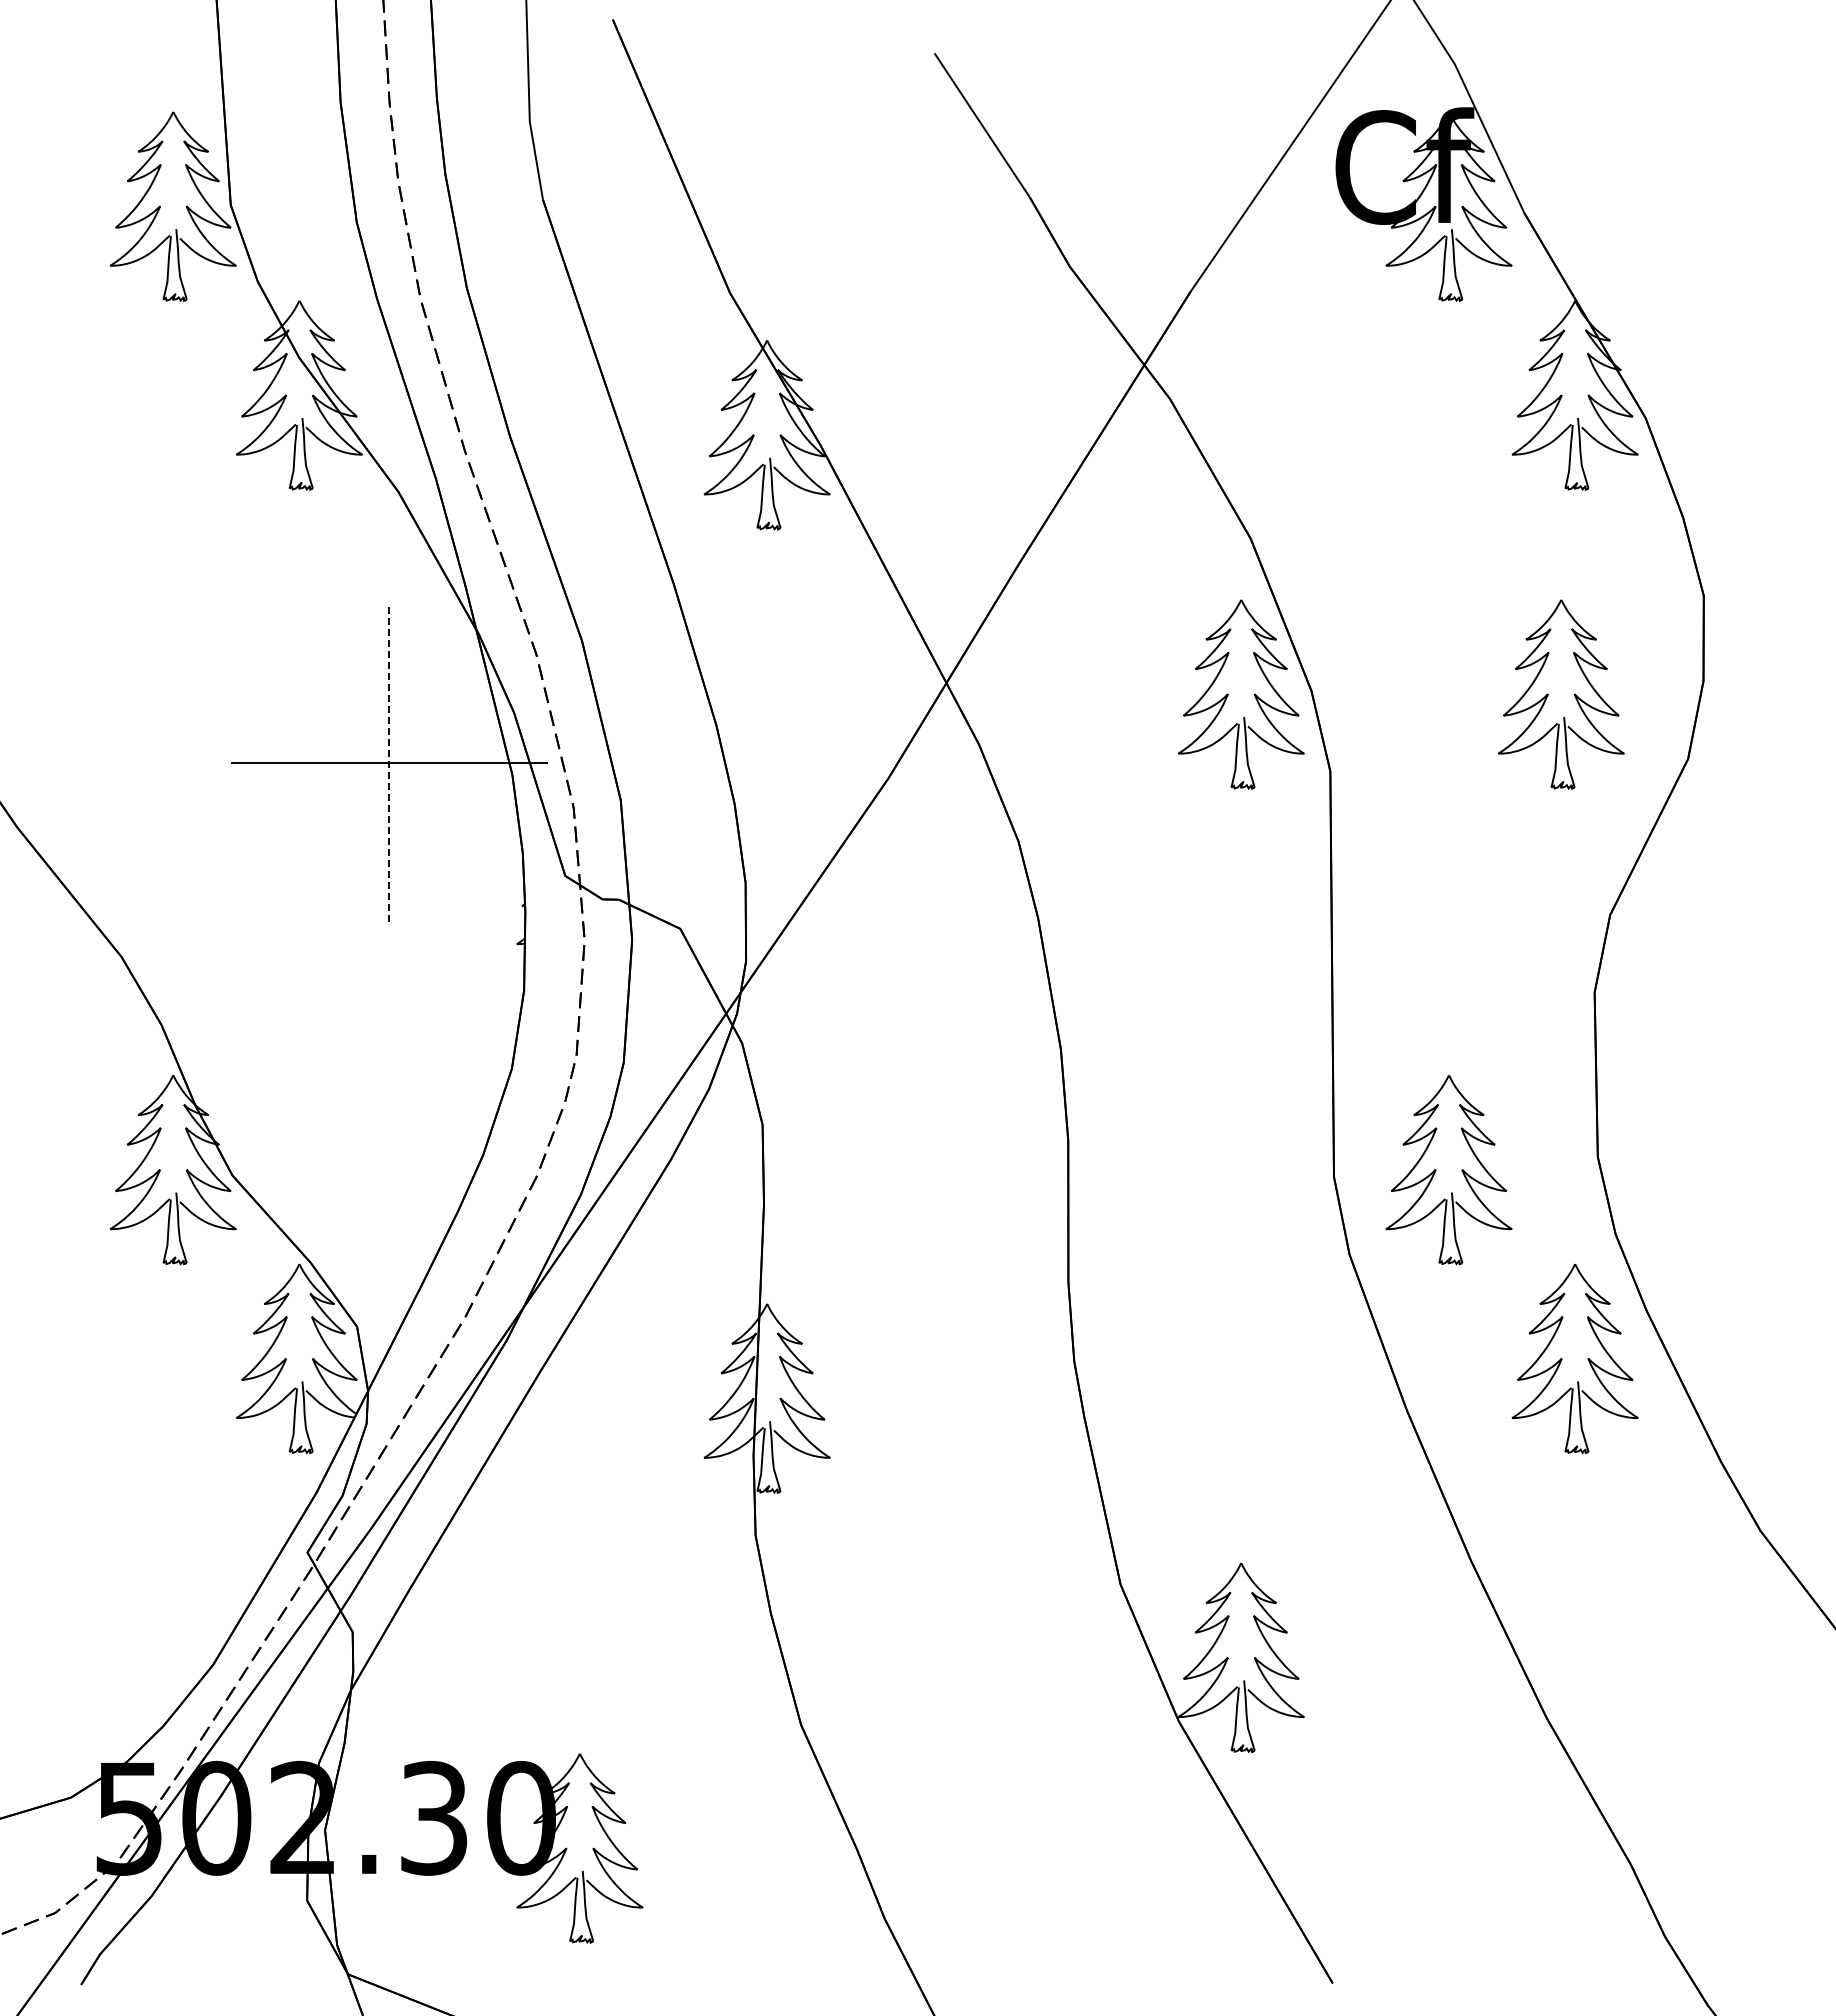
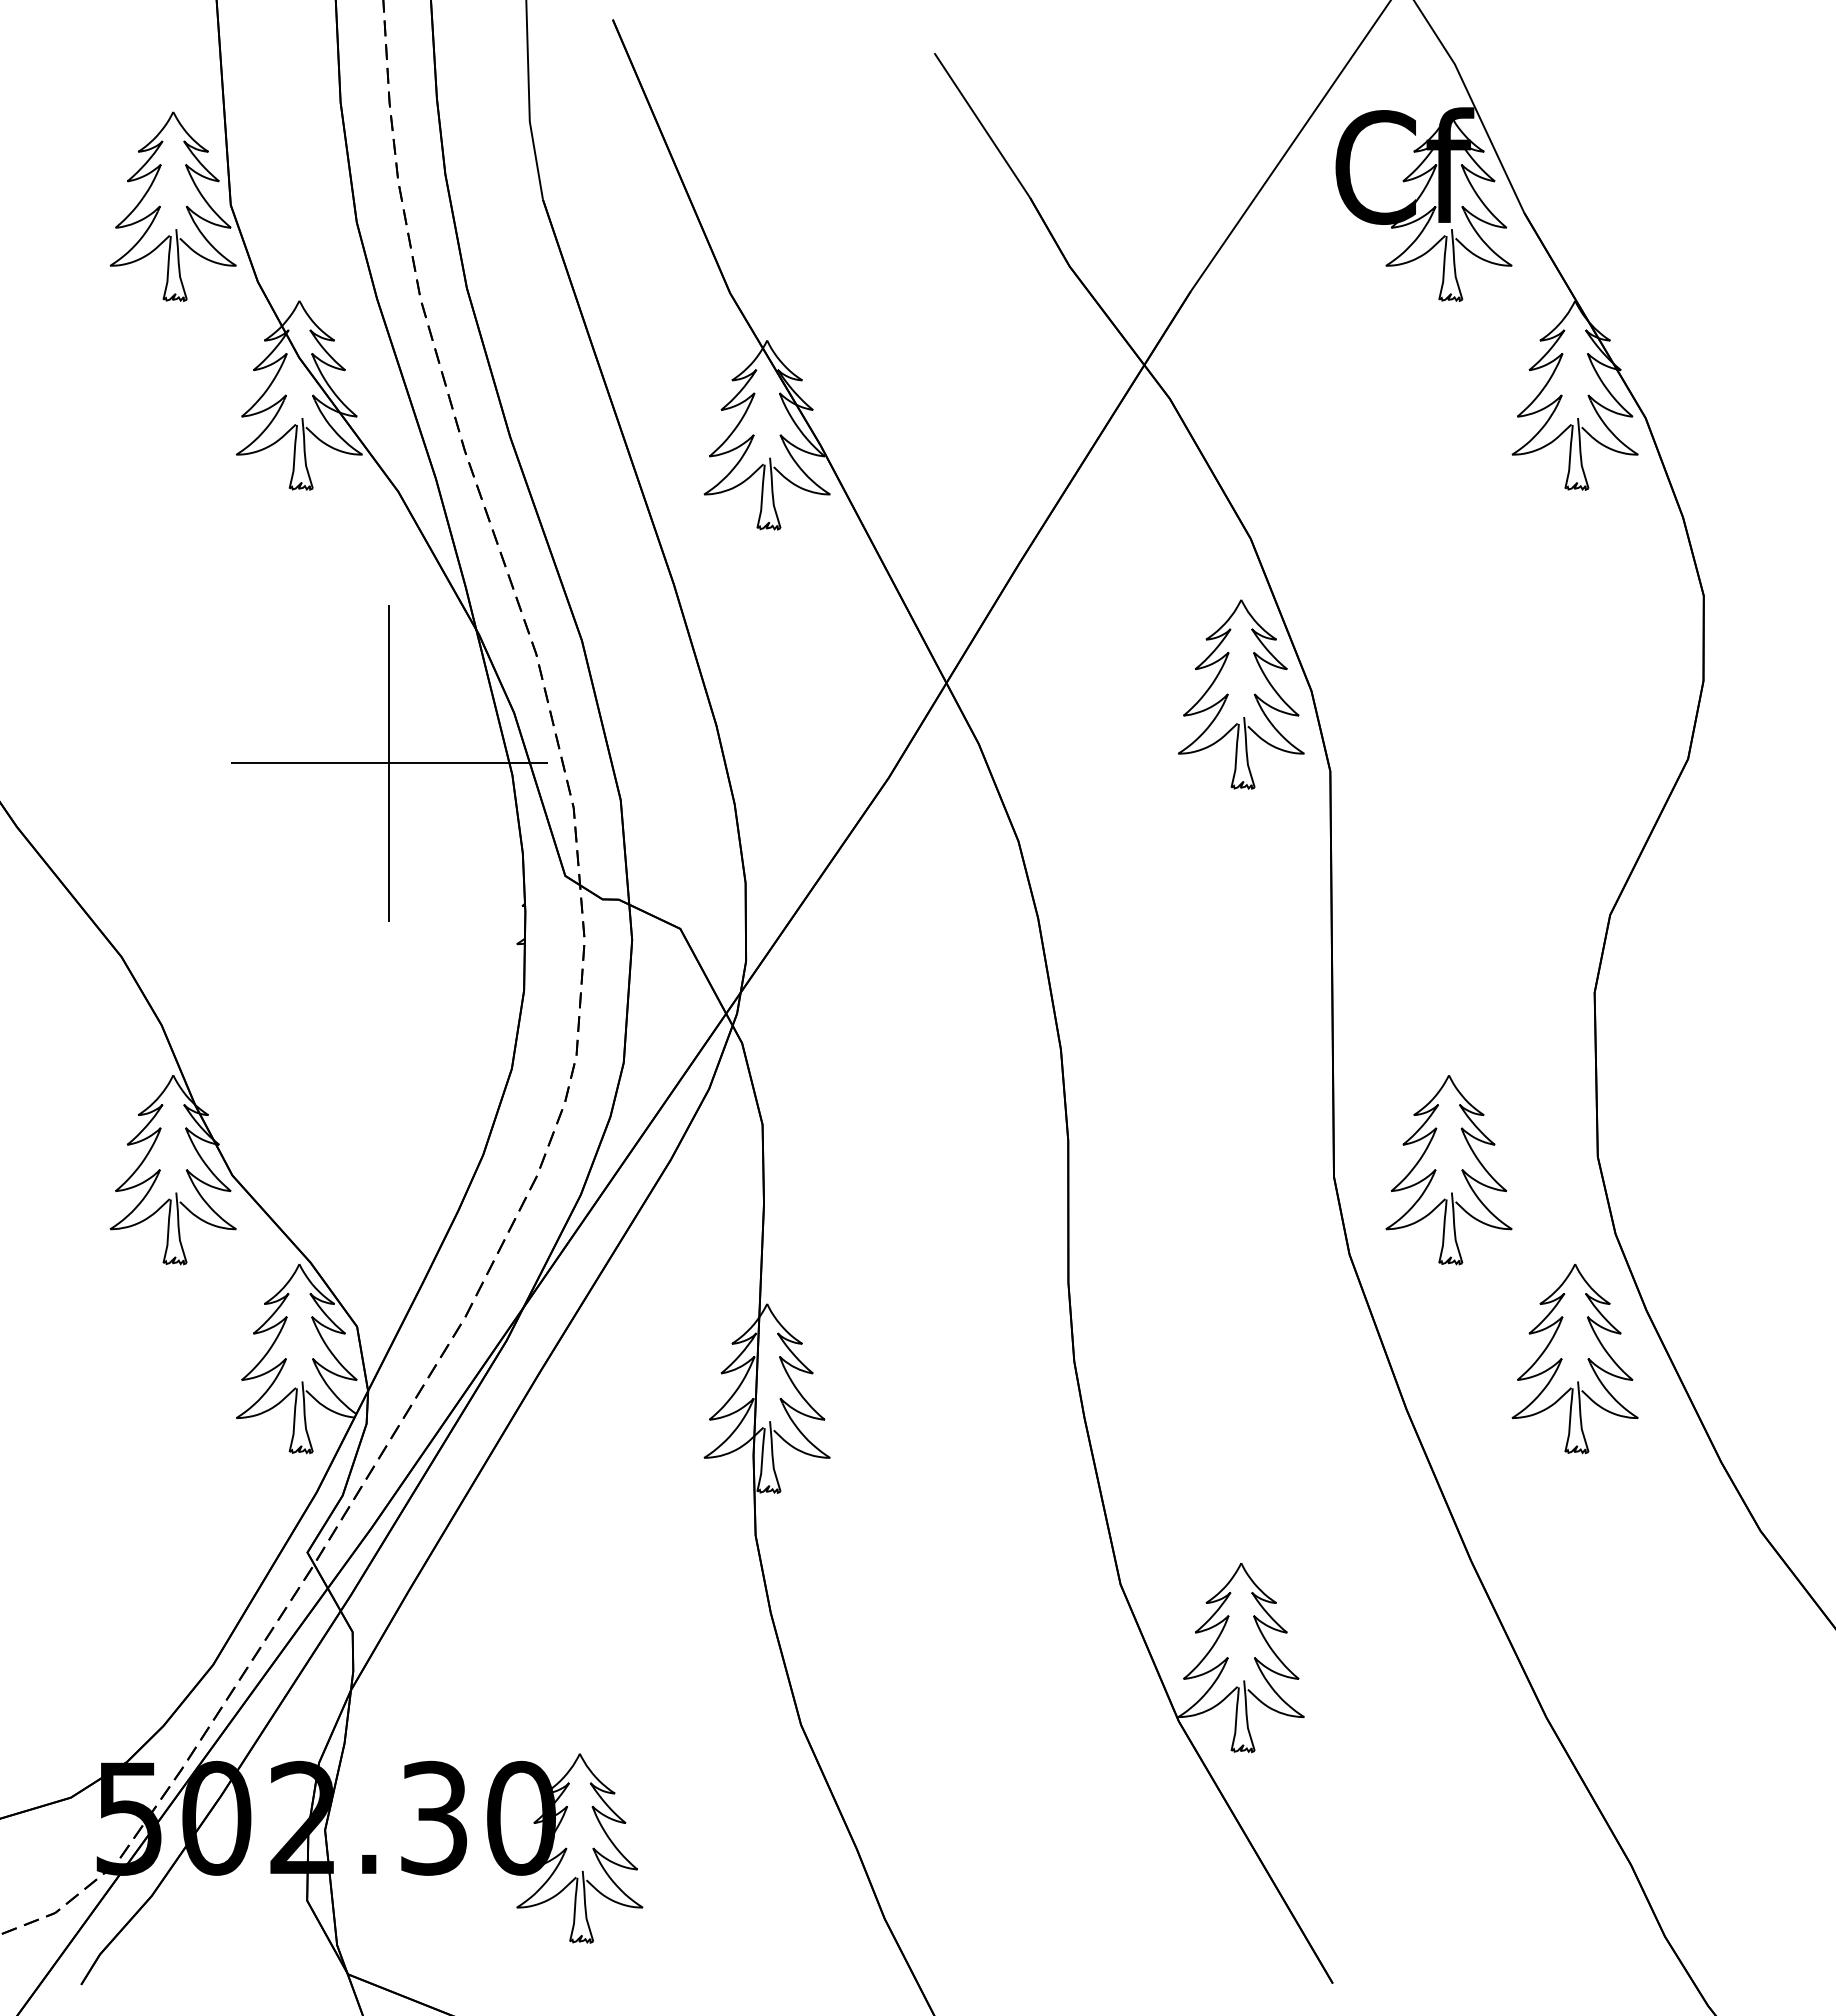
part: present -> none (1548, 694)
line: dashed -> solid (389, 762)
